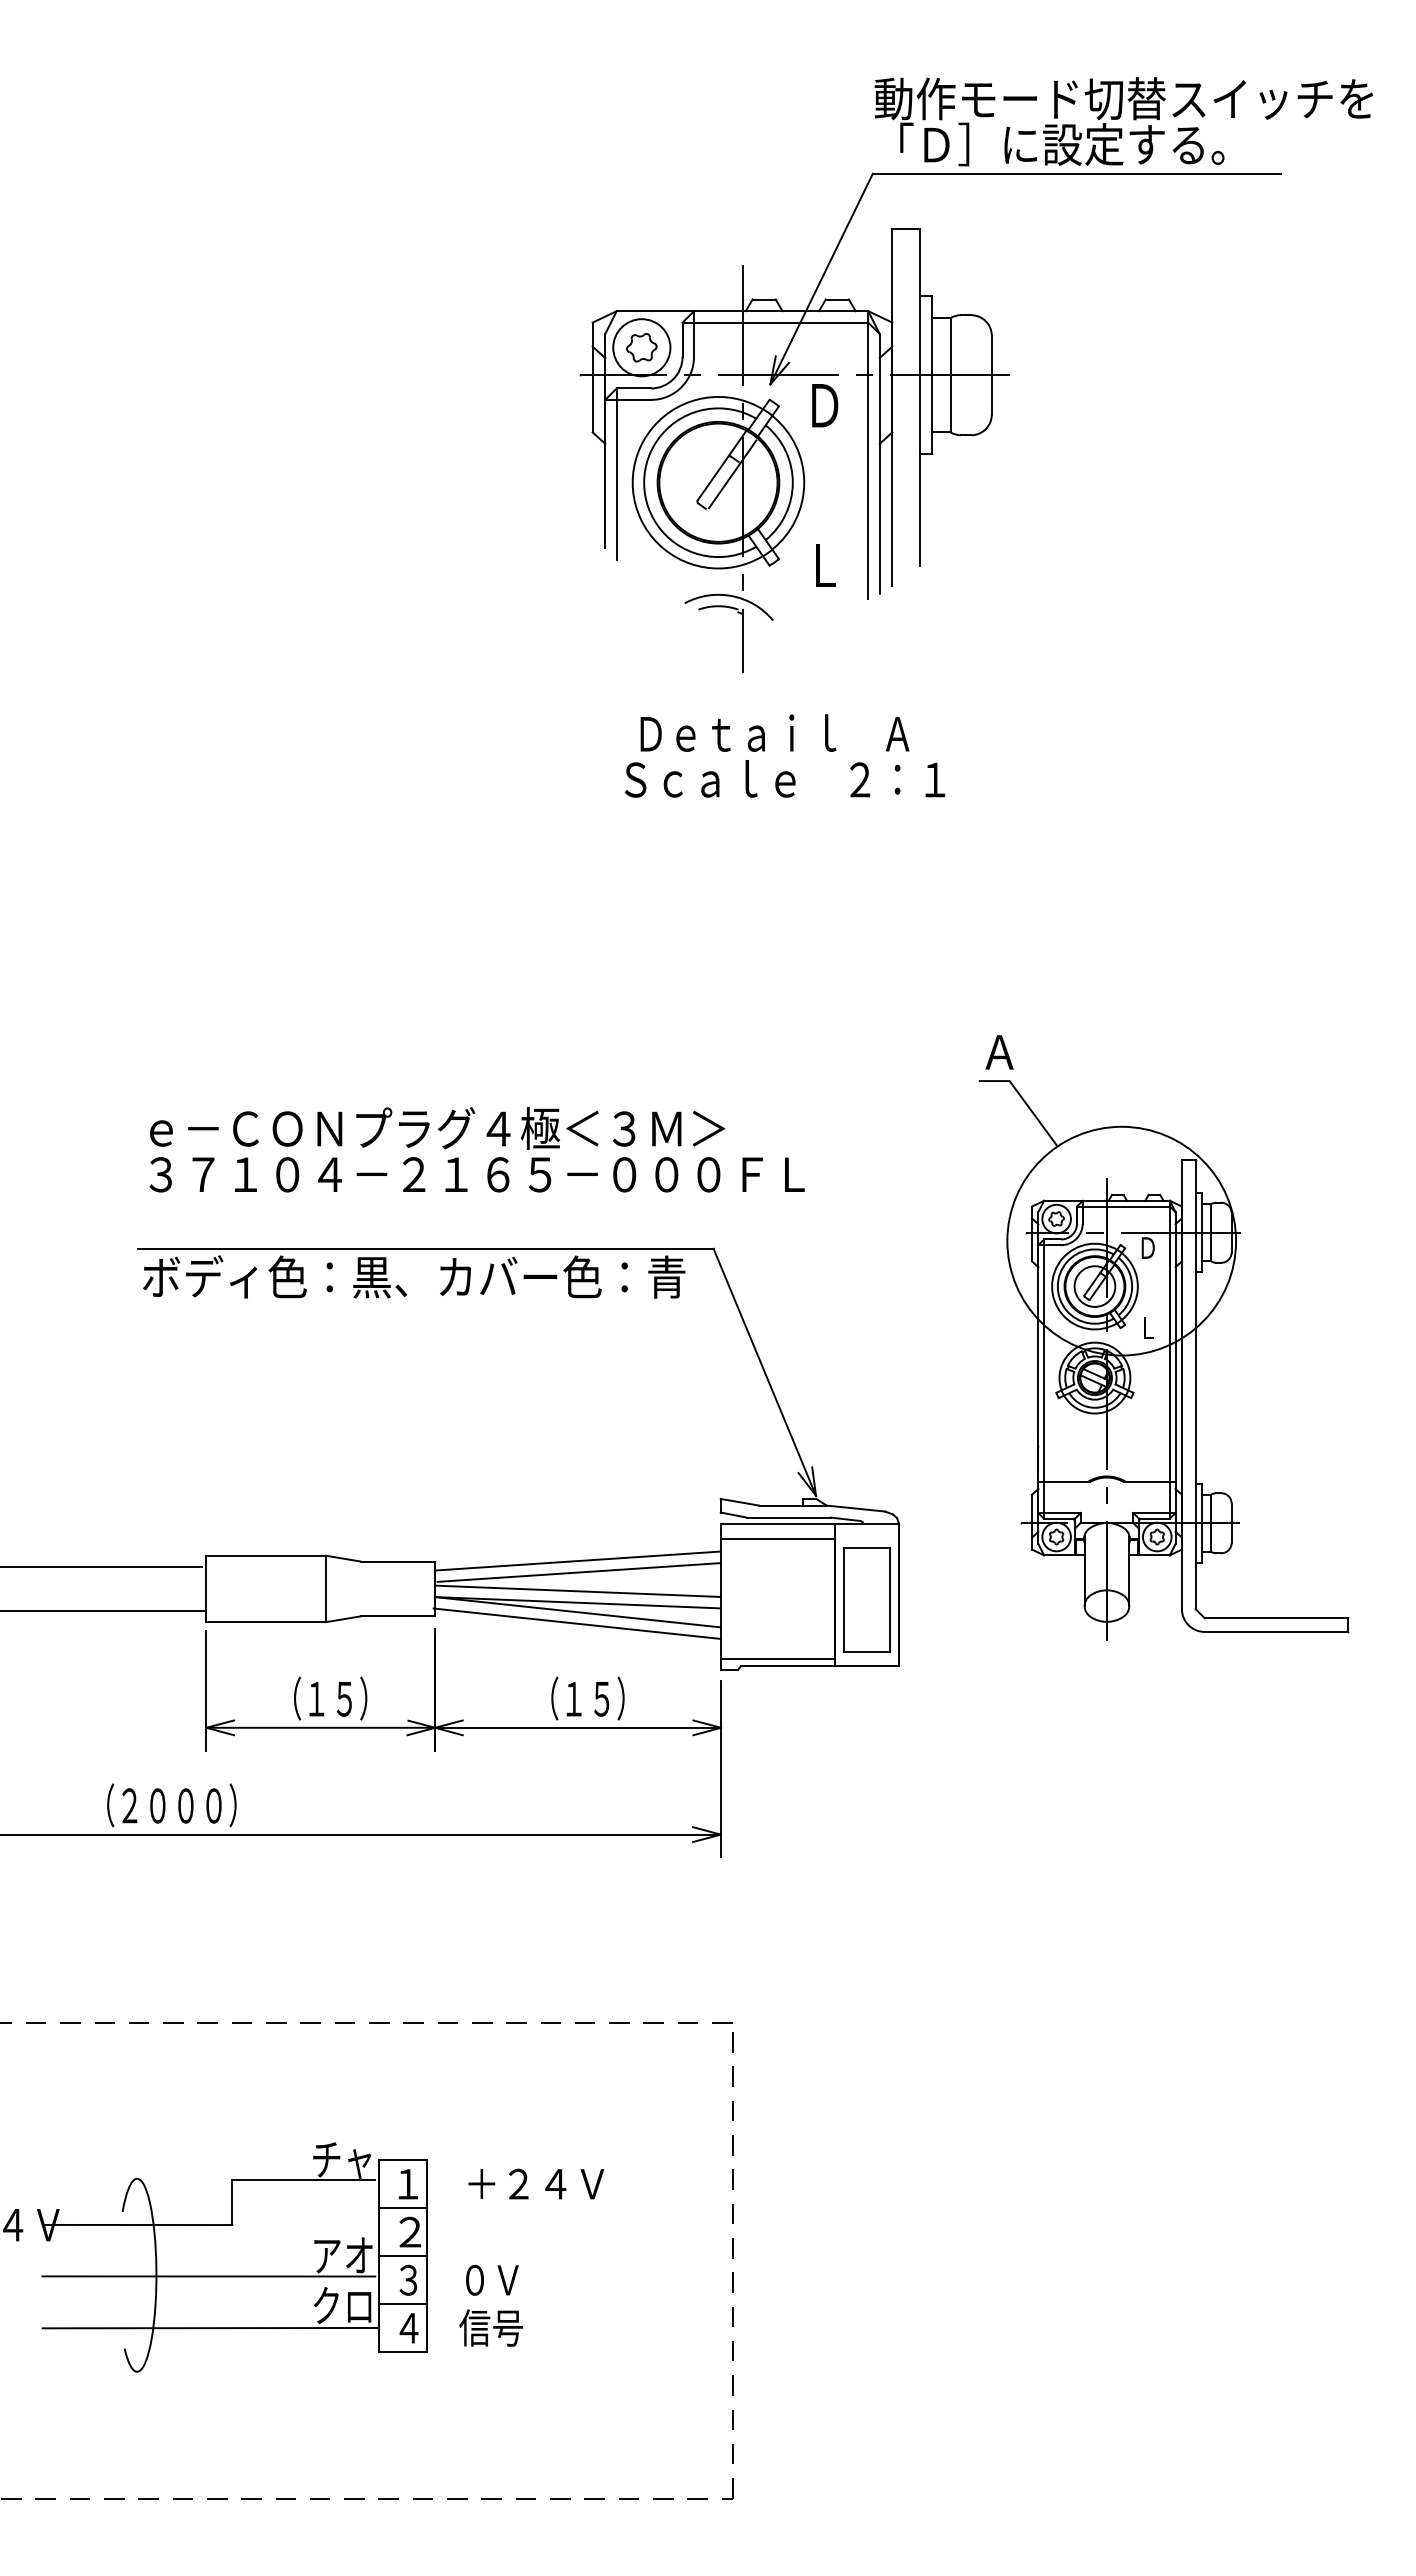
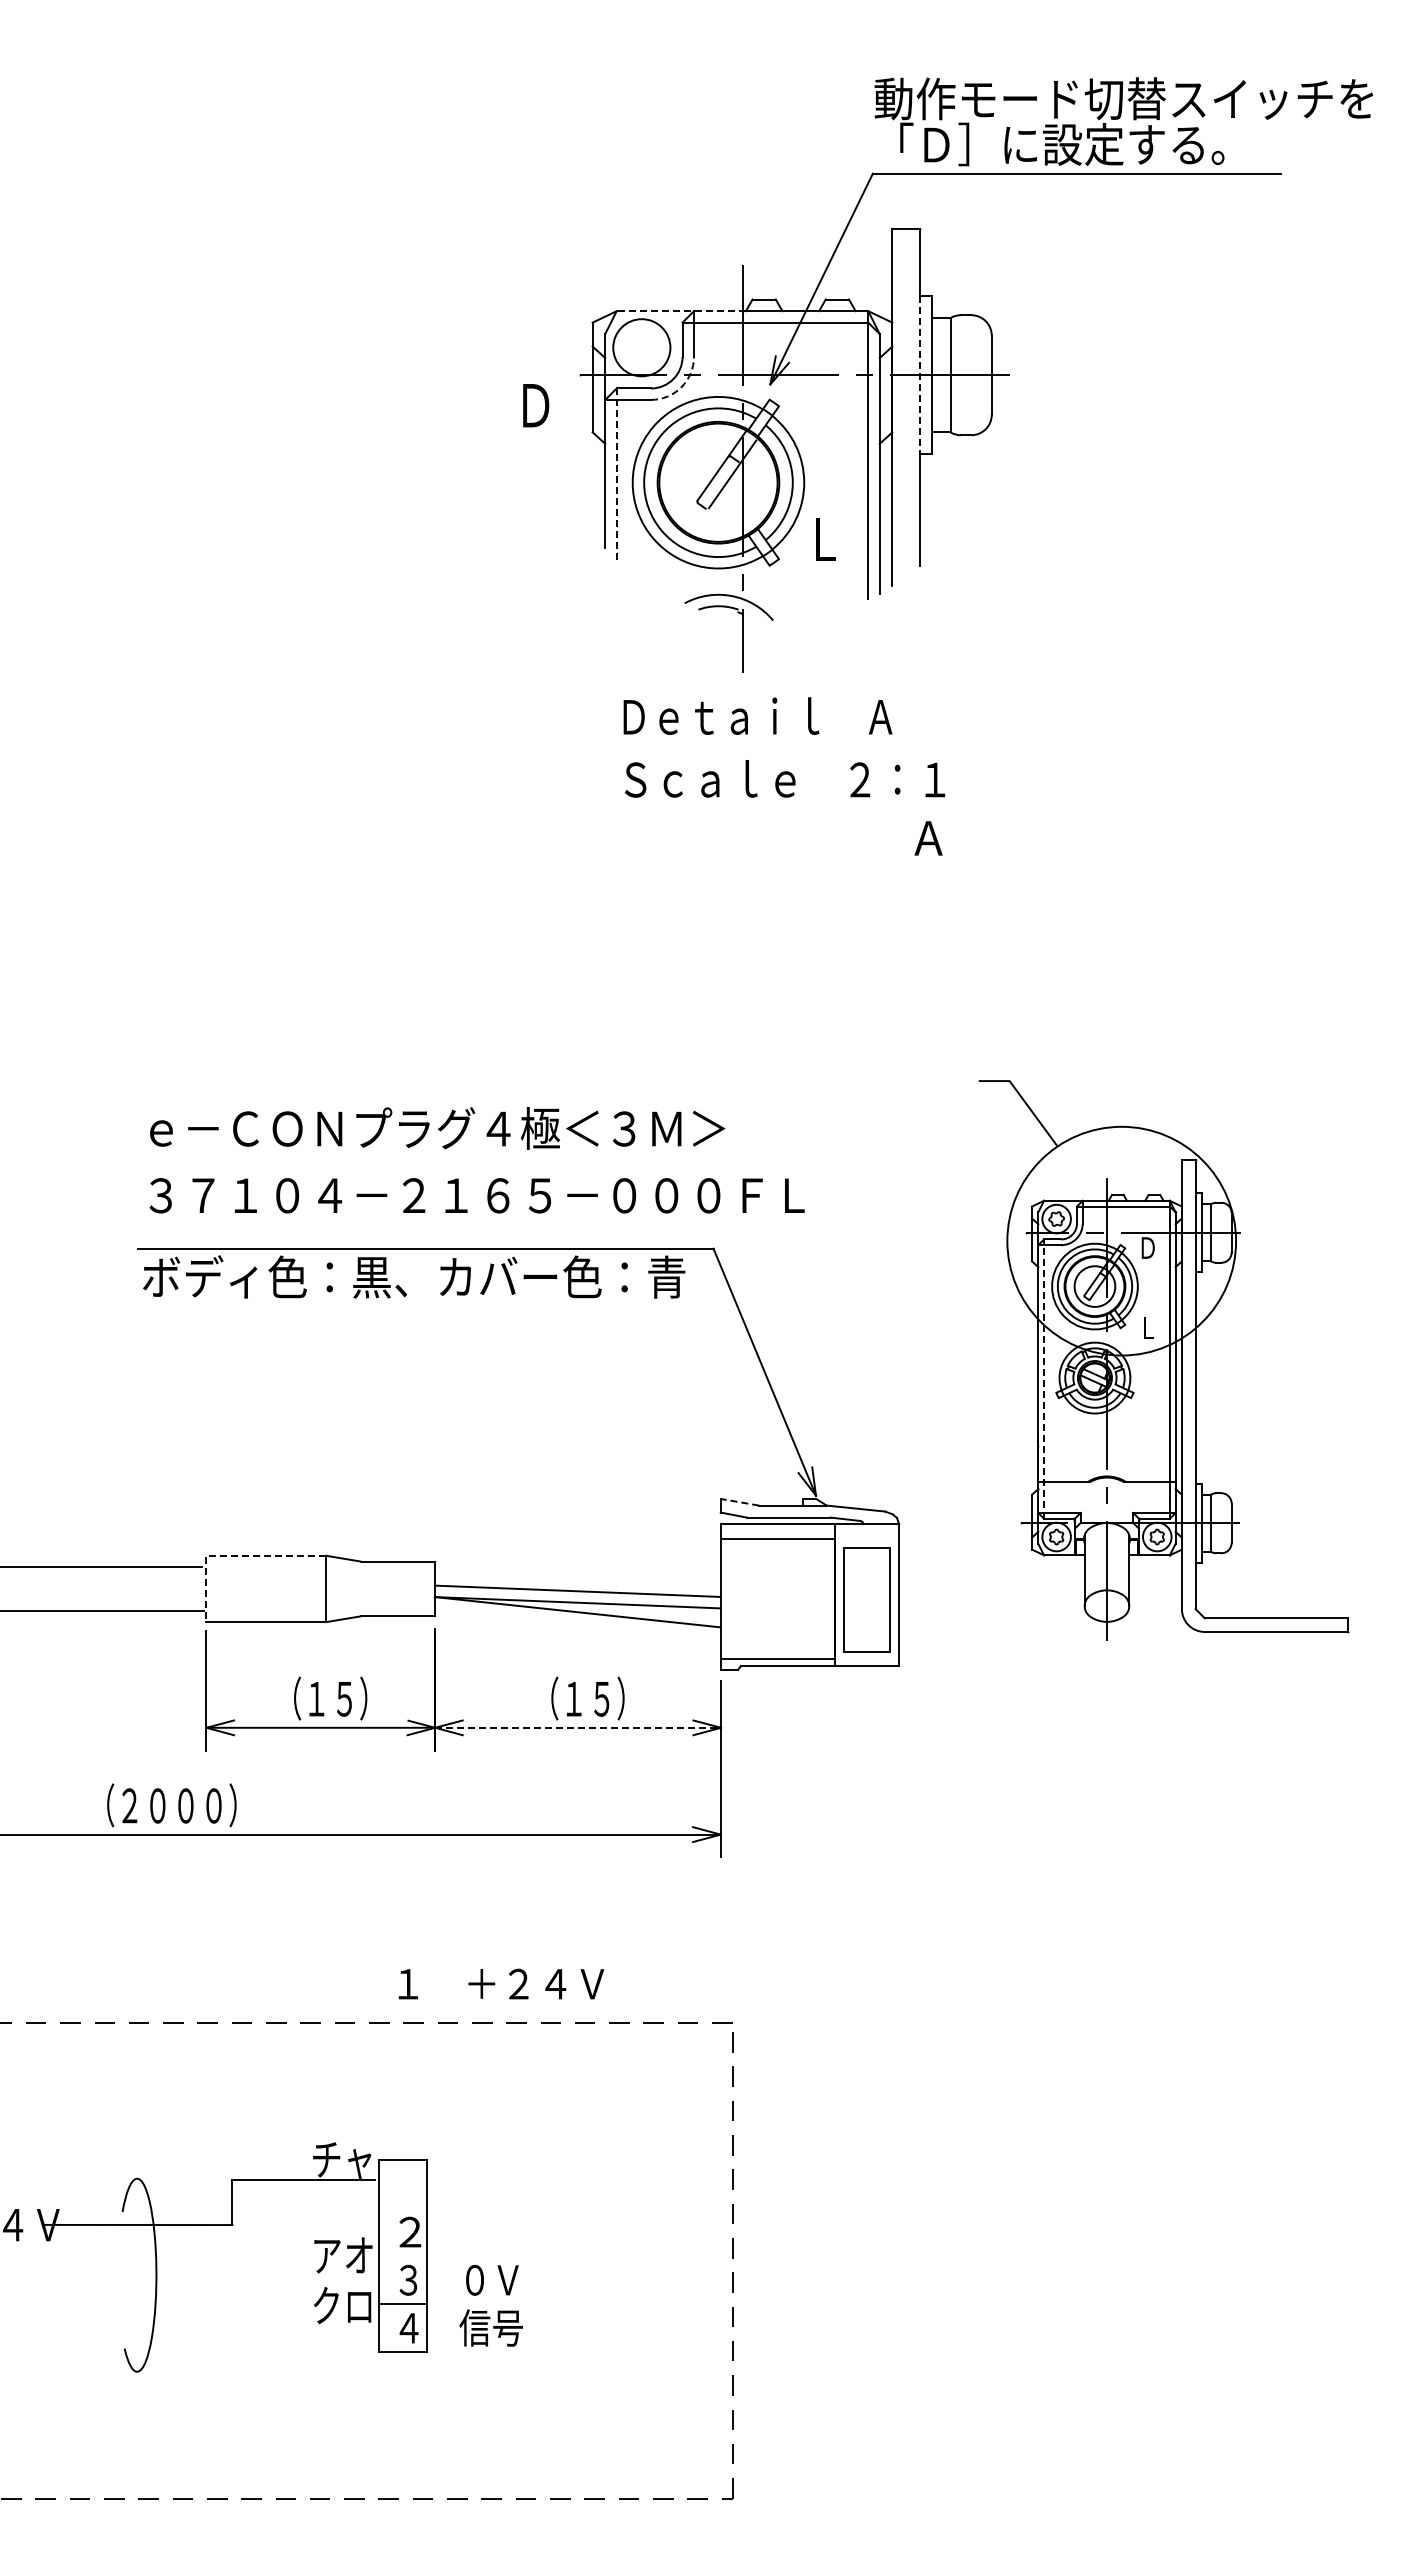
line: solid -> dashed (681, 311)
part: present -> none (641, 347)
line: solid -> dashed (919, 375)
arc: solid -> dashed (681, 387)
text position: (825, 405) -> (536, 405) (536, 405)
line: solid -> dashed (616, 474)
text position: (825, 565) -> (825, 539) (825, 539)
text position: (774, 732) -> (757, 715) (757, 715)
text position: (999, 1052) -> (928, 838) (928, 838)
text position: (476, 1174) -> (476, 1195) (476, 1195)
line: solid -> dashed (1044, 1379)
line: solid -> dashed (739, 1502)
line: solid -> dashed (231, 1555)
line: present -> none (578, 1560)
line: present -> none (578, 1572)
line: present -> none (576, 1623)
line: solid -> dashed (578, 1727)
text position: (501, 2183) -> (501, 1983) (501, 1983)
line: present -> none (403, 2208)
line: present -> none (403, 2256)
line: present -> none (208, 2276)
line: present -> none (209, 2327)
